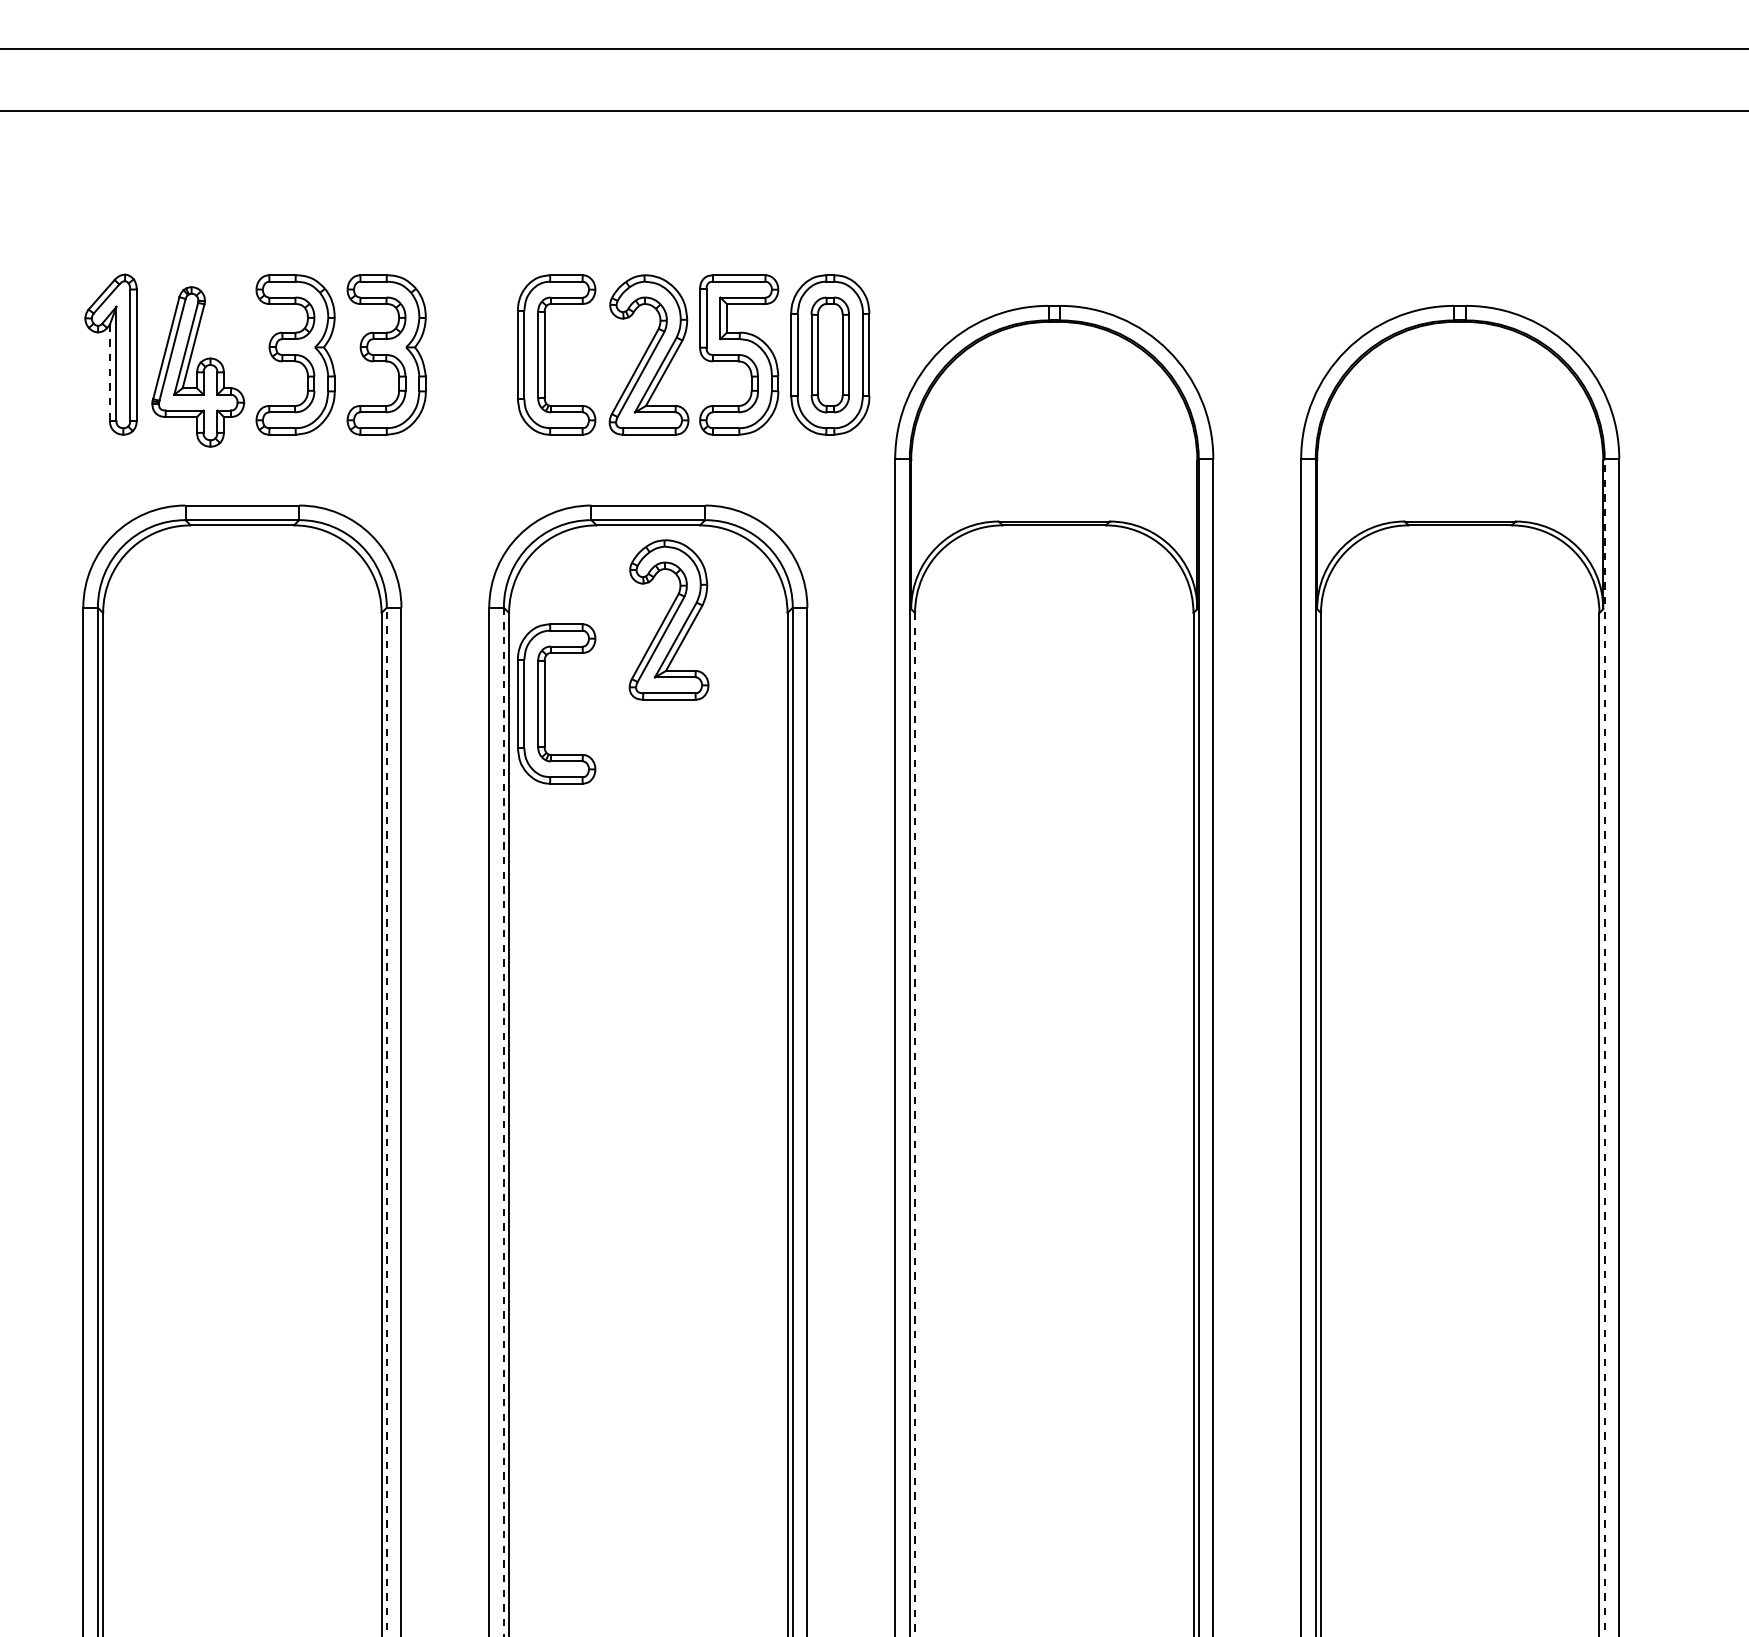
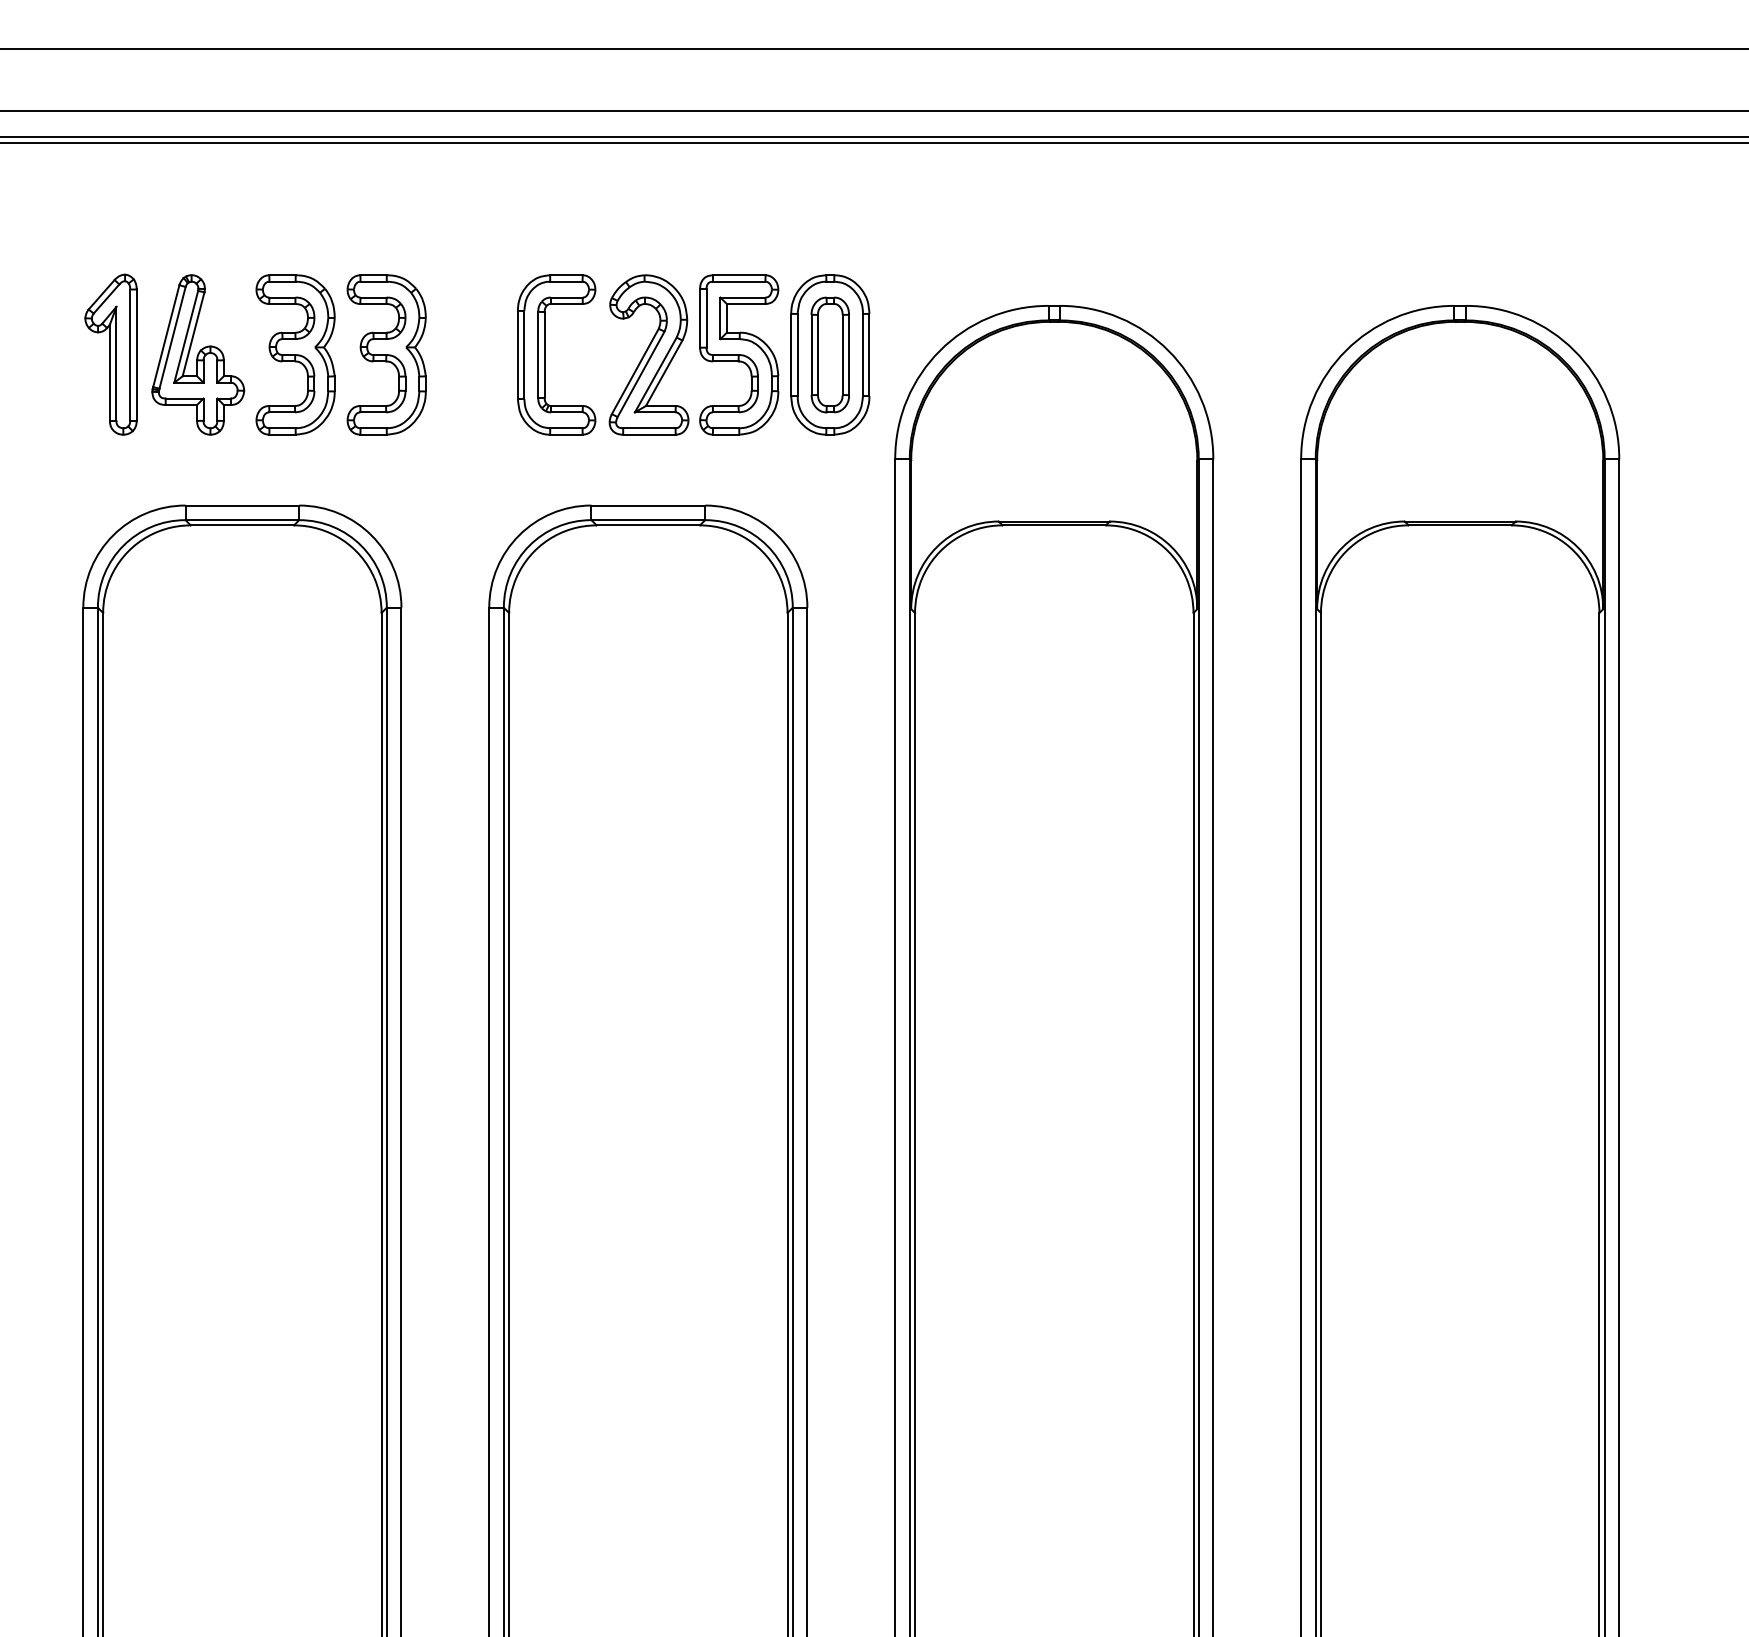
line: none -> present (873, 137)
line: none -> present (873, 143)
part position: (198, 366) -> (198, 354) (198, 354)
line: dashed -> solid (109, 373)
part: present -> none (668, 619)
part: present -> none (545, 703)
line: dashed -> solid (1604, 1047)
line: dashed -> solid (386, 1121)
line: dashed -> solid (503, 1122)
line: dashed -> solid (915, 1124)
